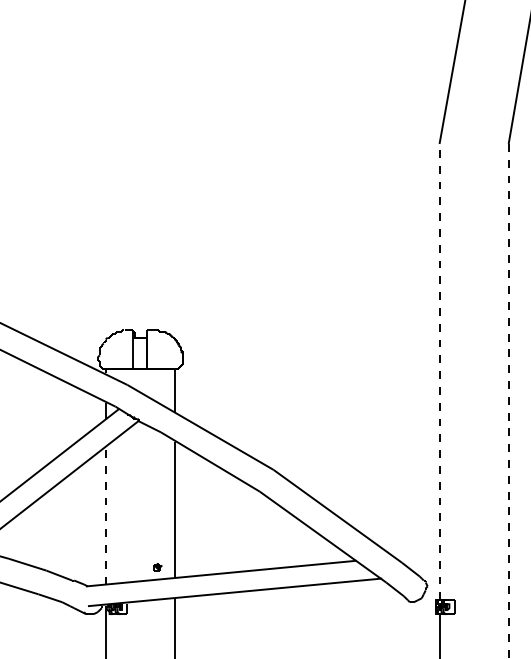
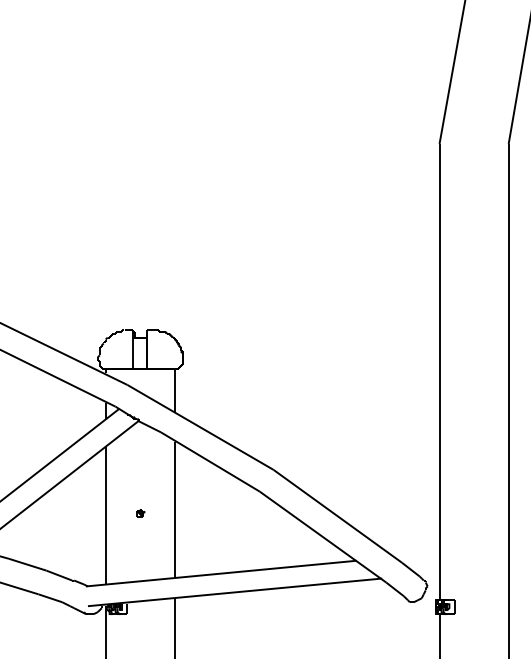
line: dashed -> solid (439, 371)
line: dashed -> solid (508, 401)
line: dashed -> solid (105, 514)
part position: (157, 567) -> (140, 513) (140, 513)
